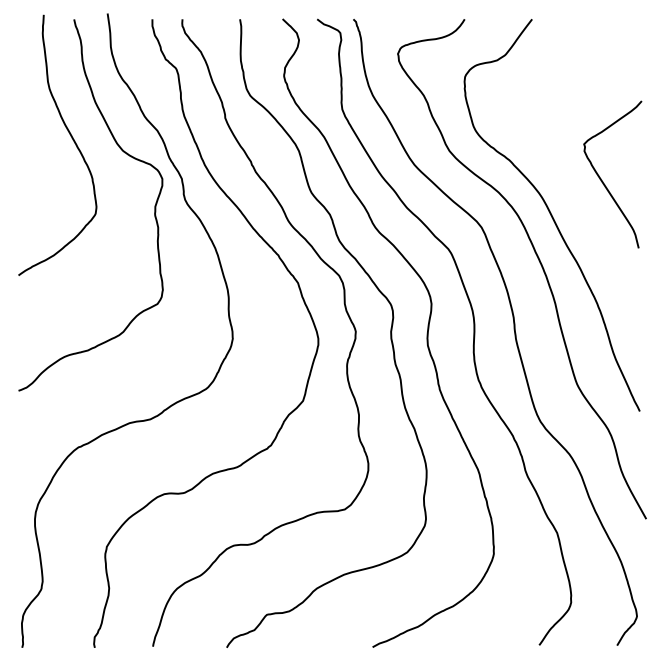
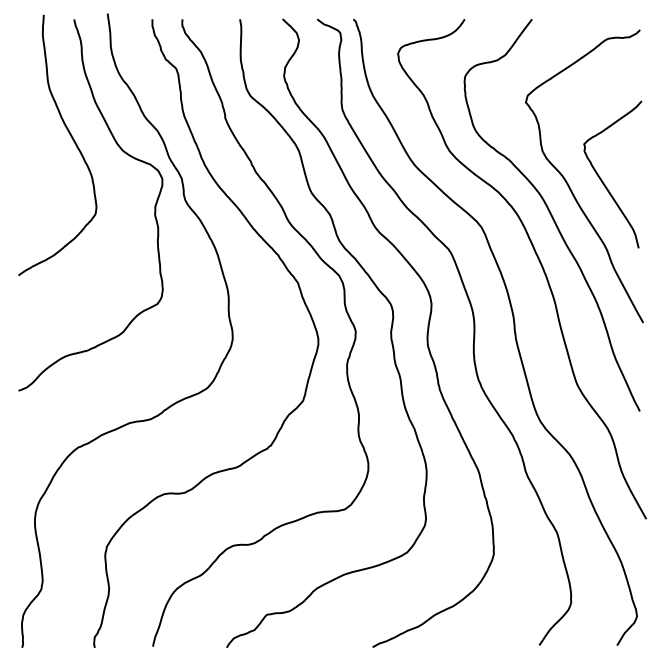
curve: none -> present (568, 183)
